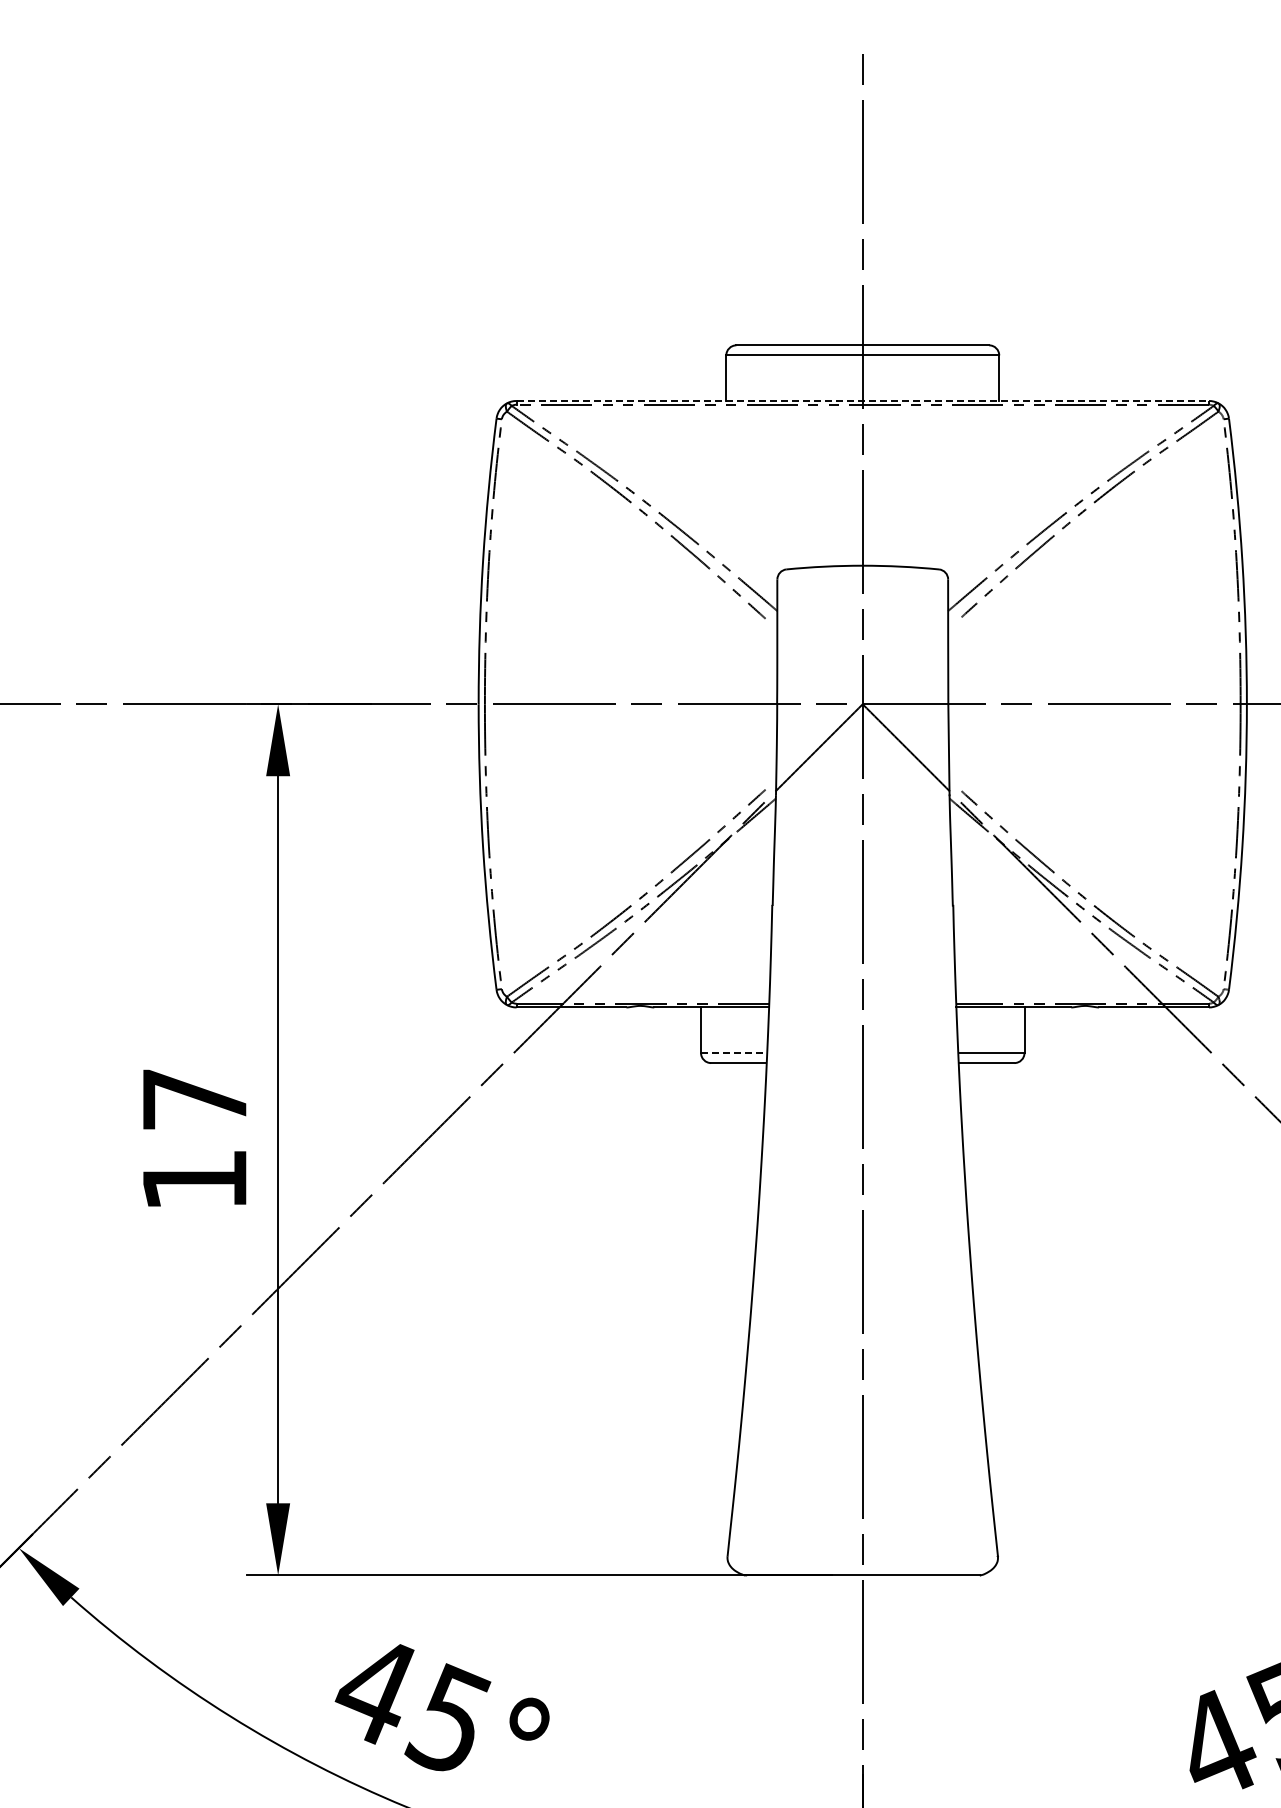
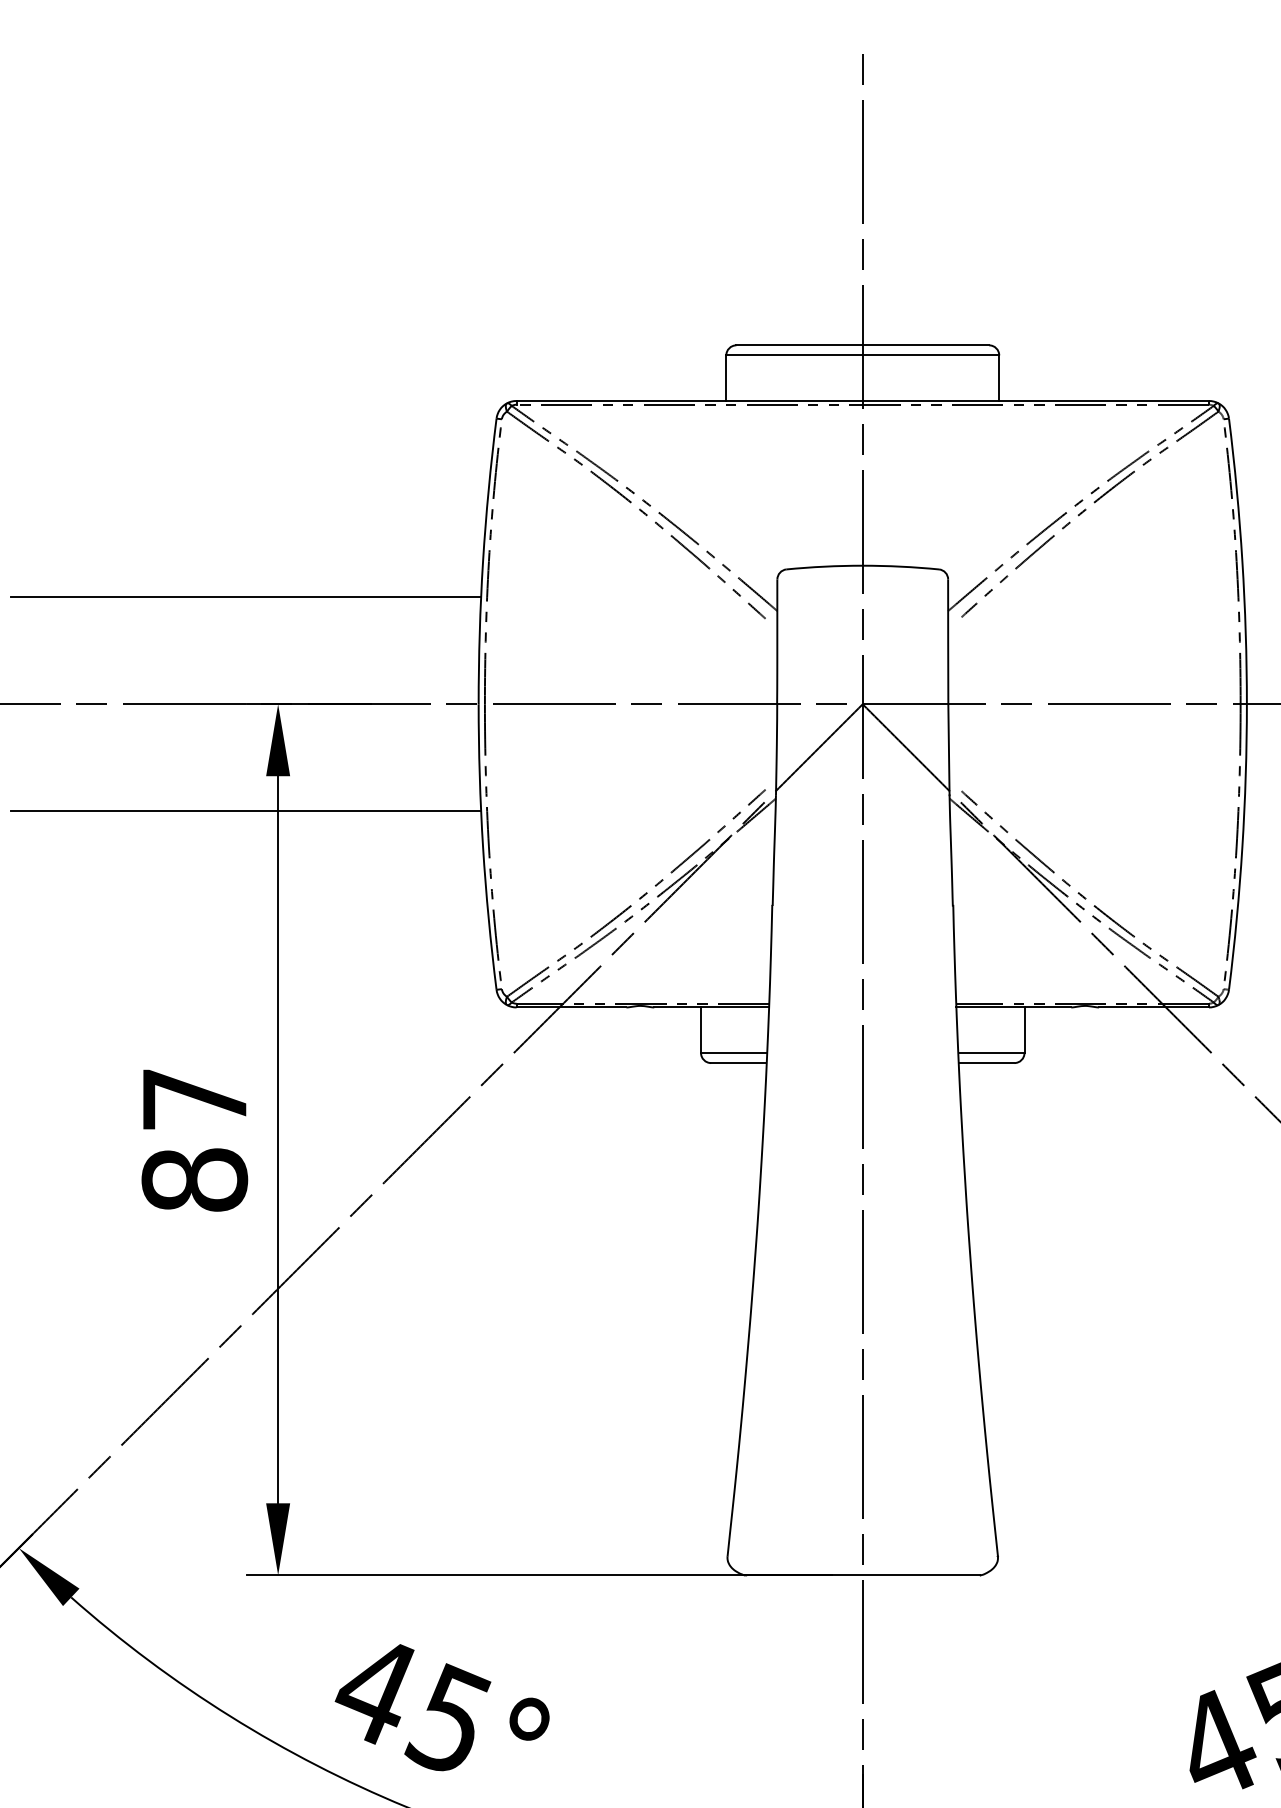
line: dashed -> solid (863, 400)
line: none -> present (246, 597)
line: none -> present (246, 811)
line: dashed -> solid (733, 1052)
text: 17 -> 87 (194, 1179)
